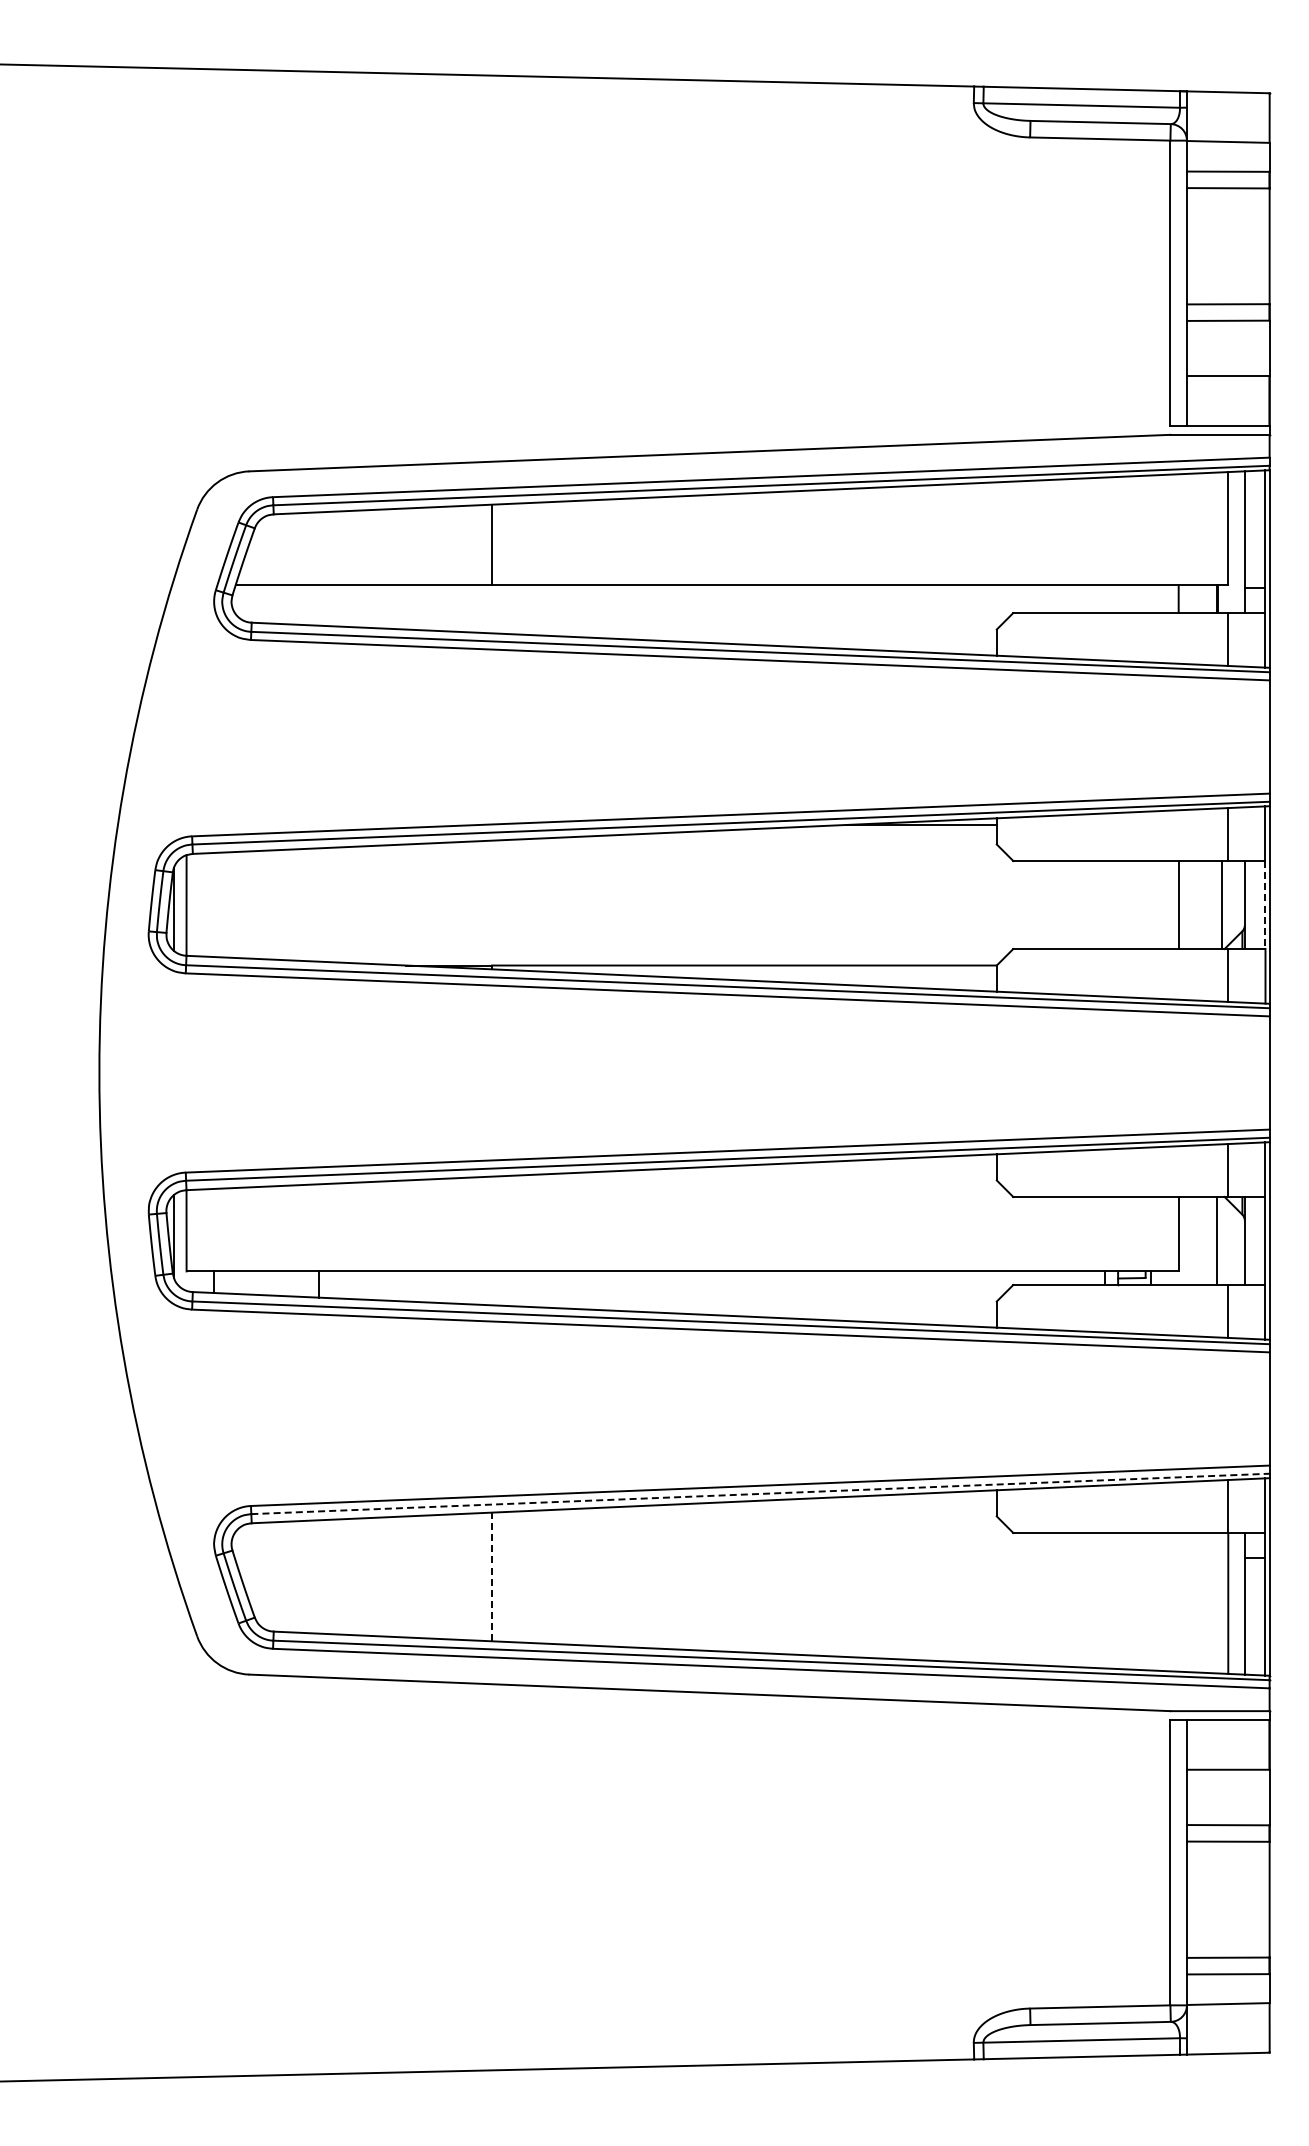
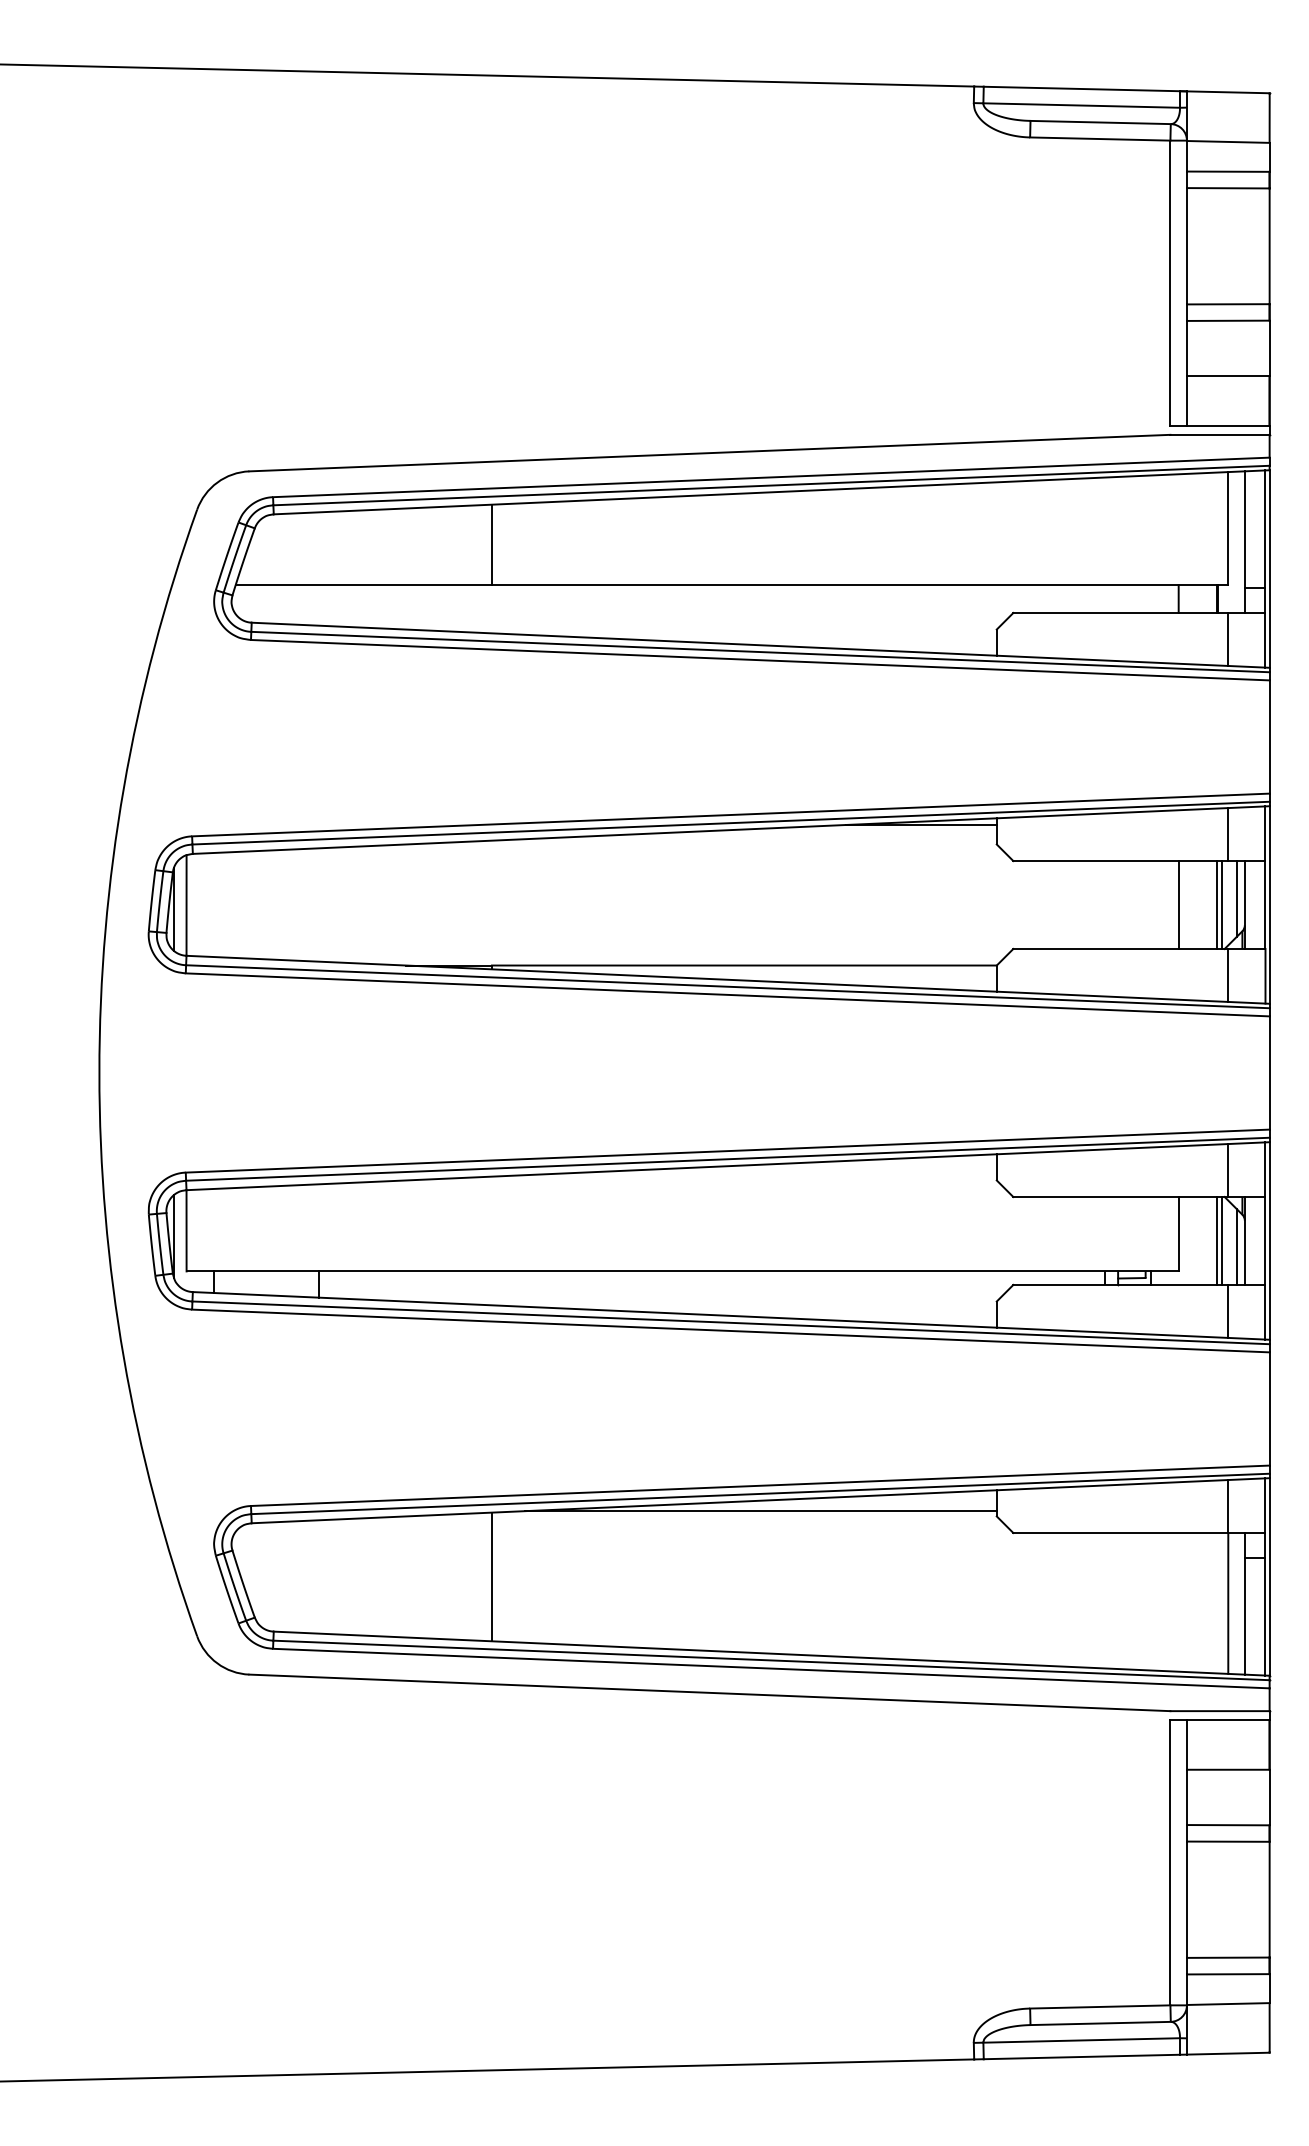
line: none -> present (1236, 899)
line: none -> present (1216, 904)
line: dashed -> solid (1265, 905)
line: none -> present (1222, 1240)
line: none -> present (1236, 1246)
line: dashed -> solid (760, 1493)
line: none -> present (760, 1511)
line: dashed -> solid (491, 1576)
